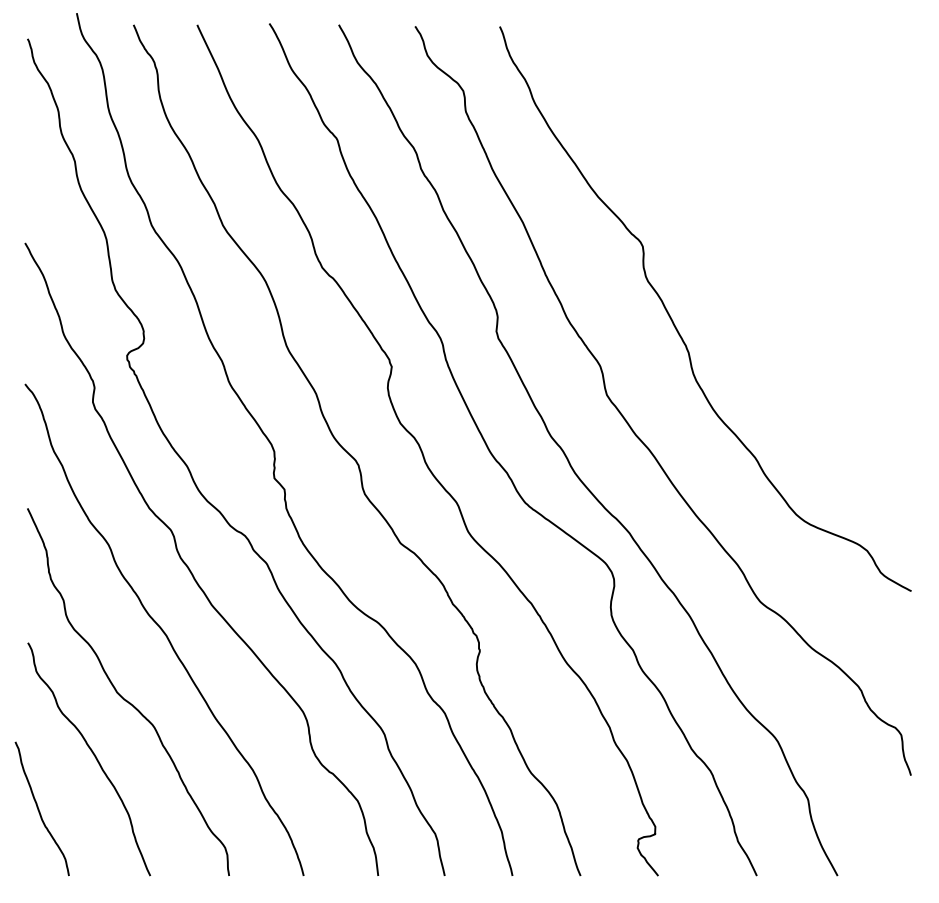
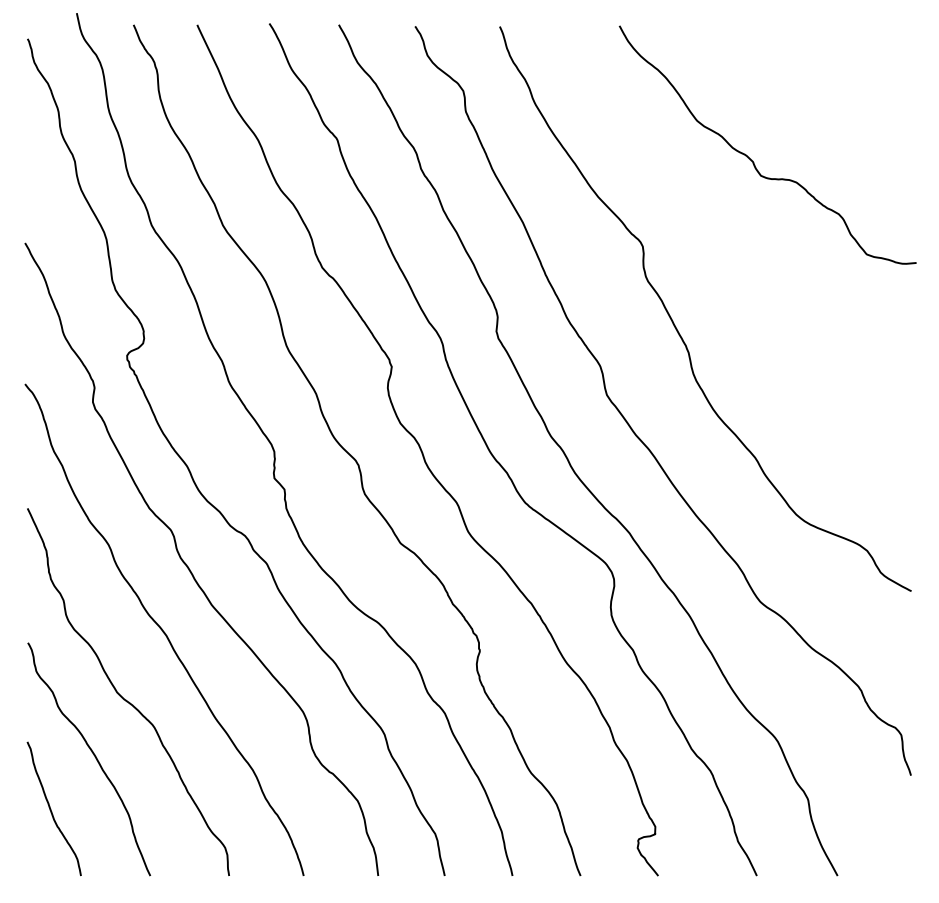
curve: none -> present (751, 159)
curve position: (39, 809) -> (51, 809) (51, 809)
